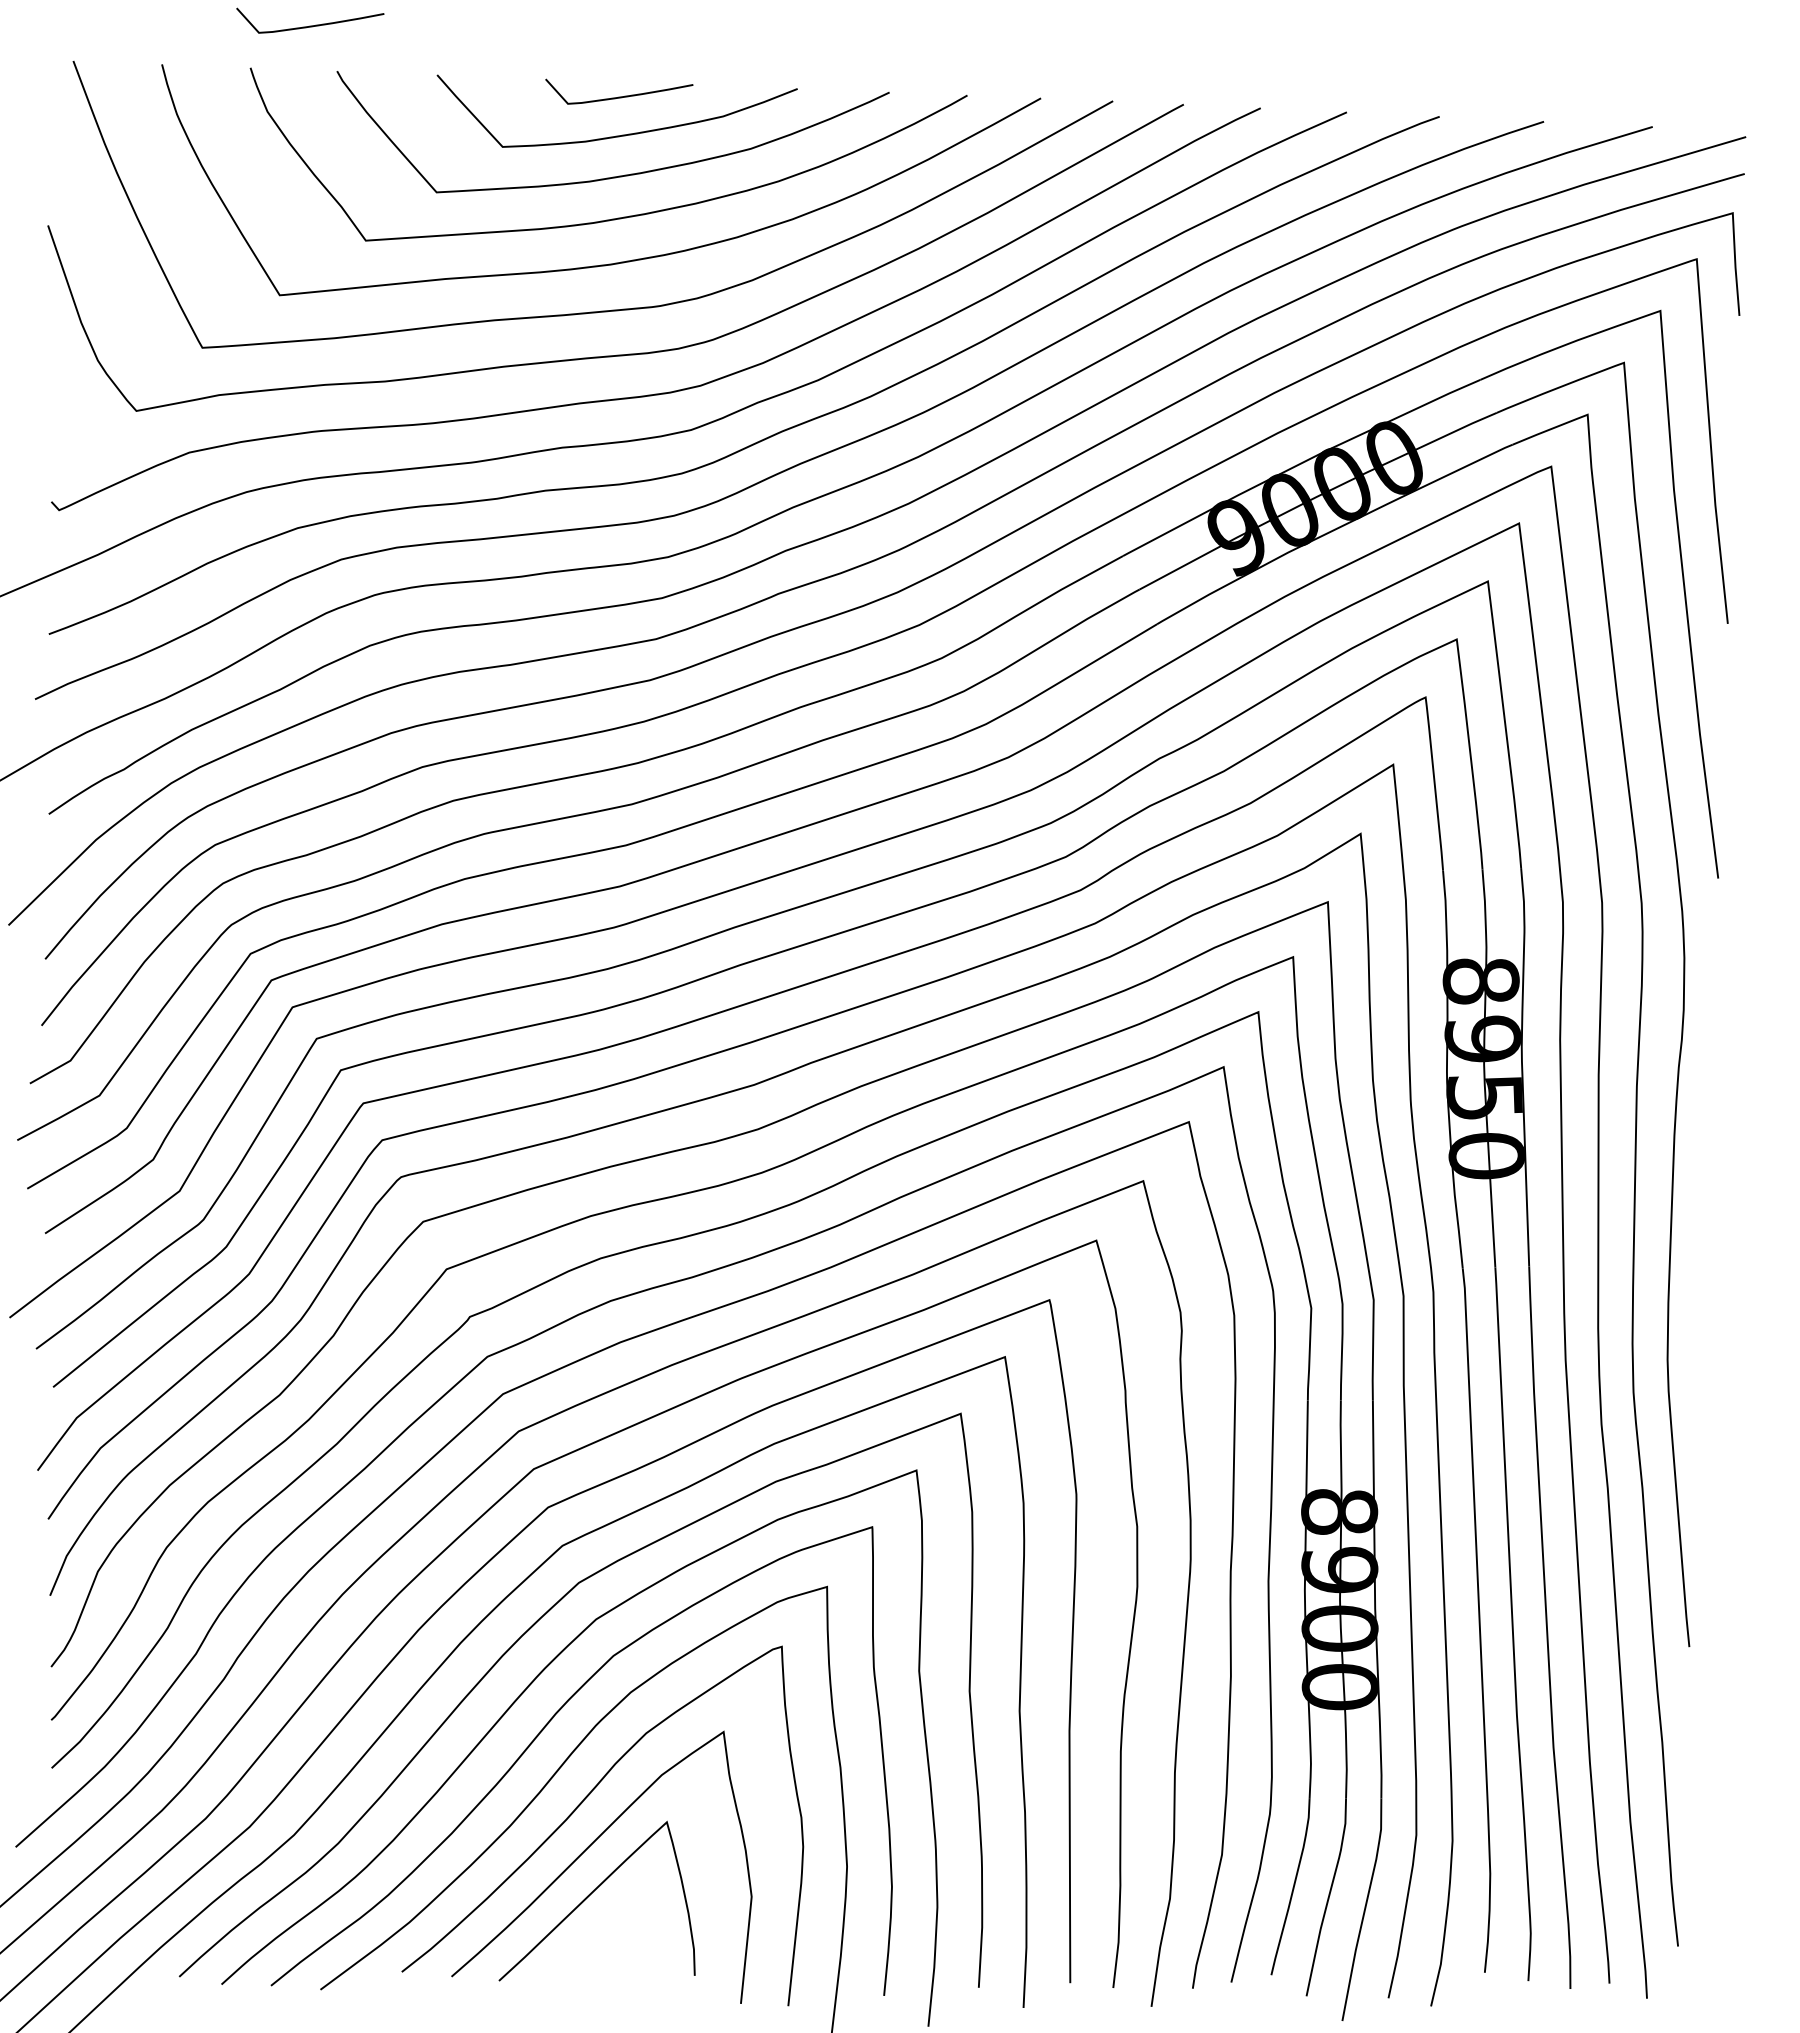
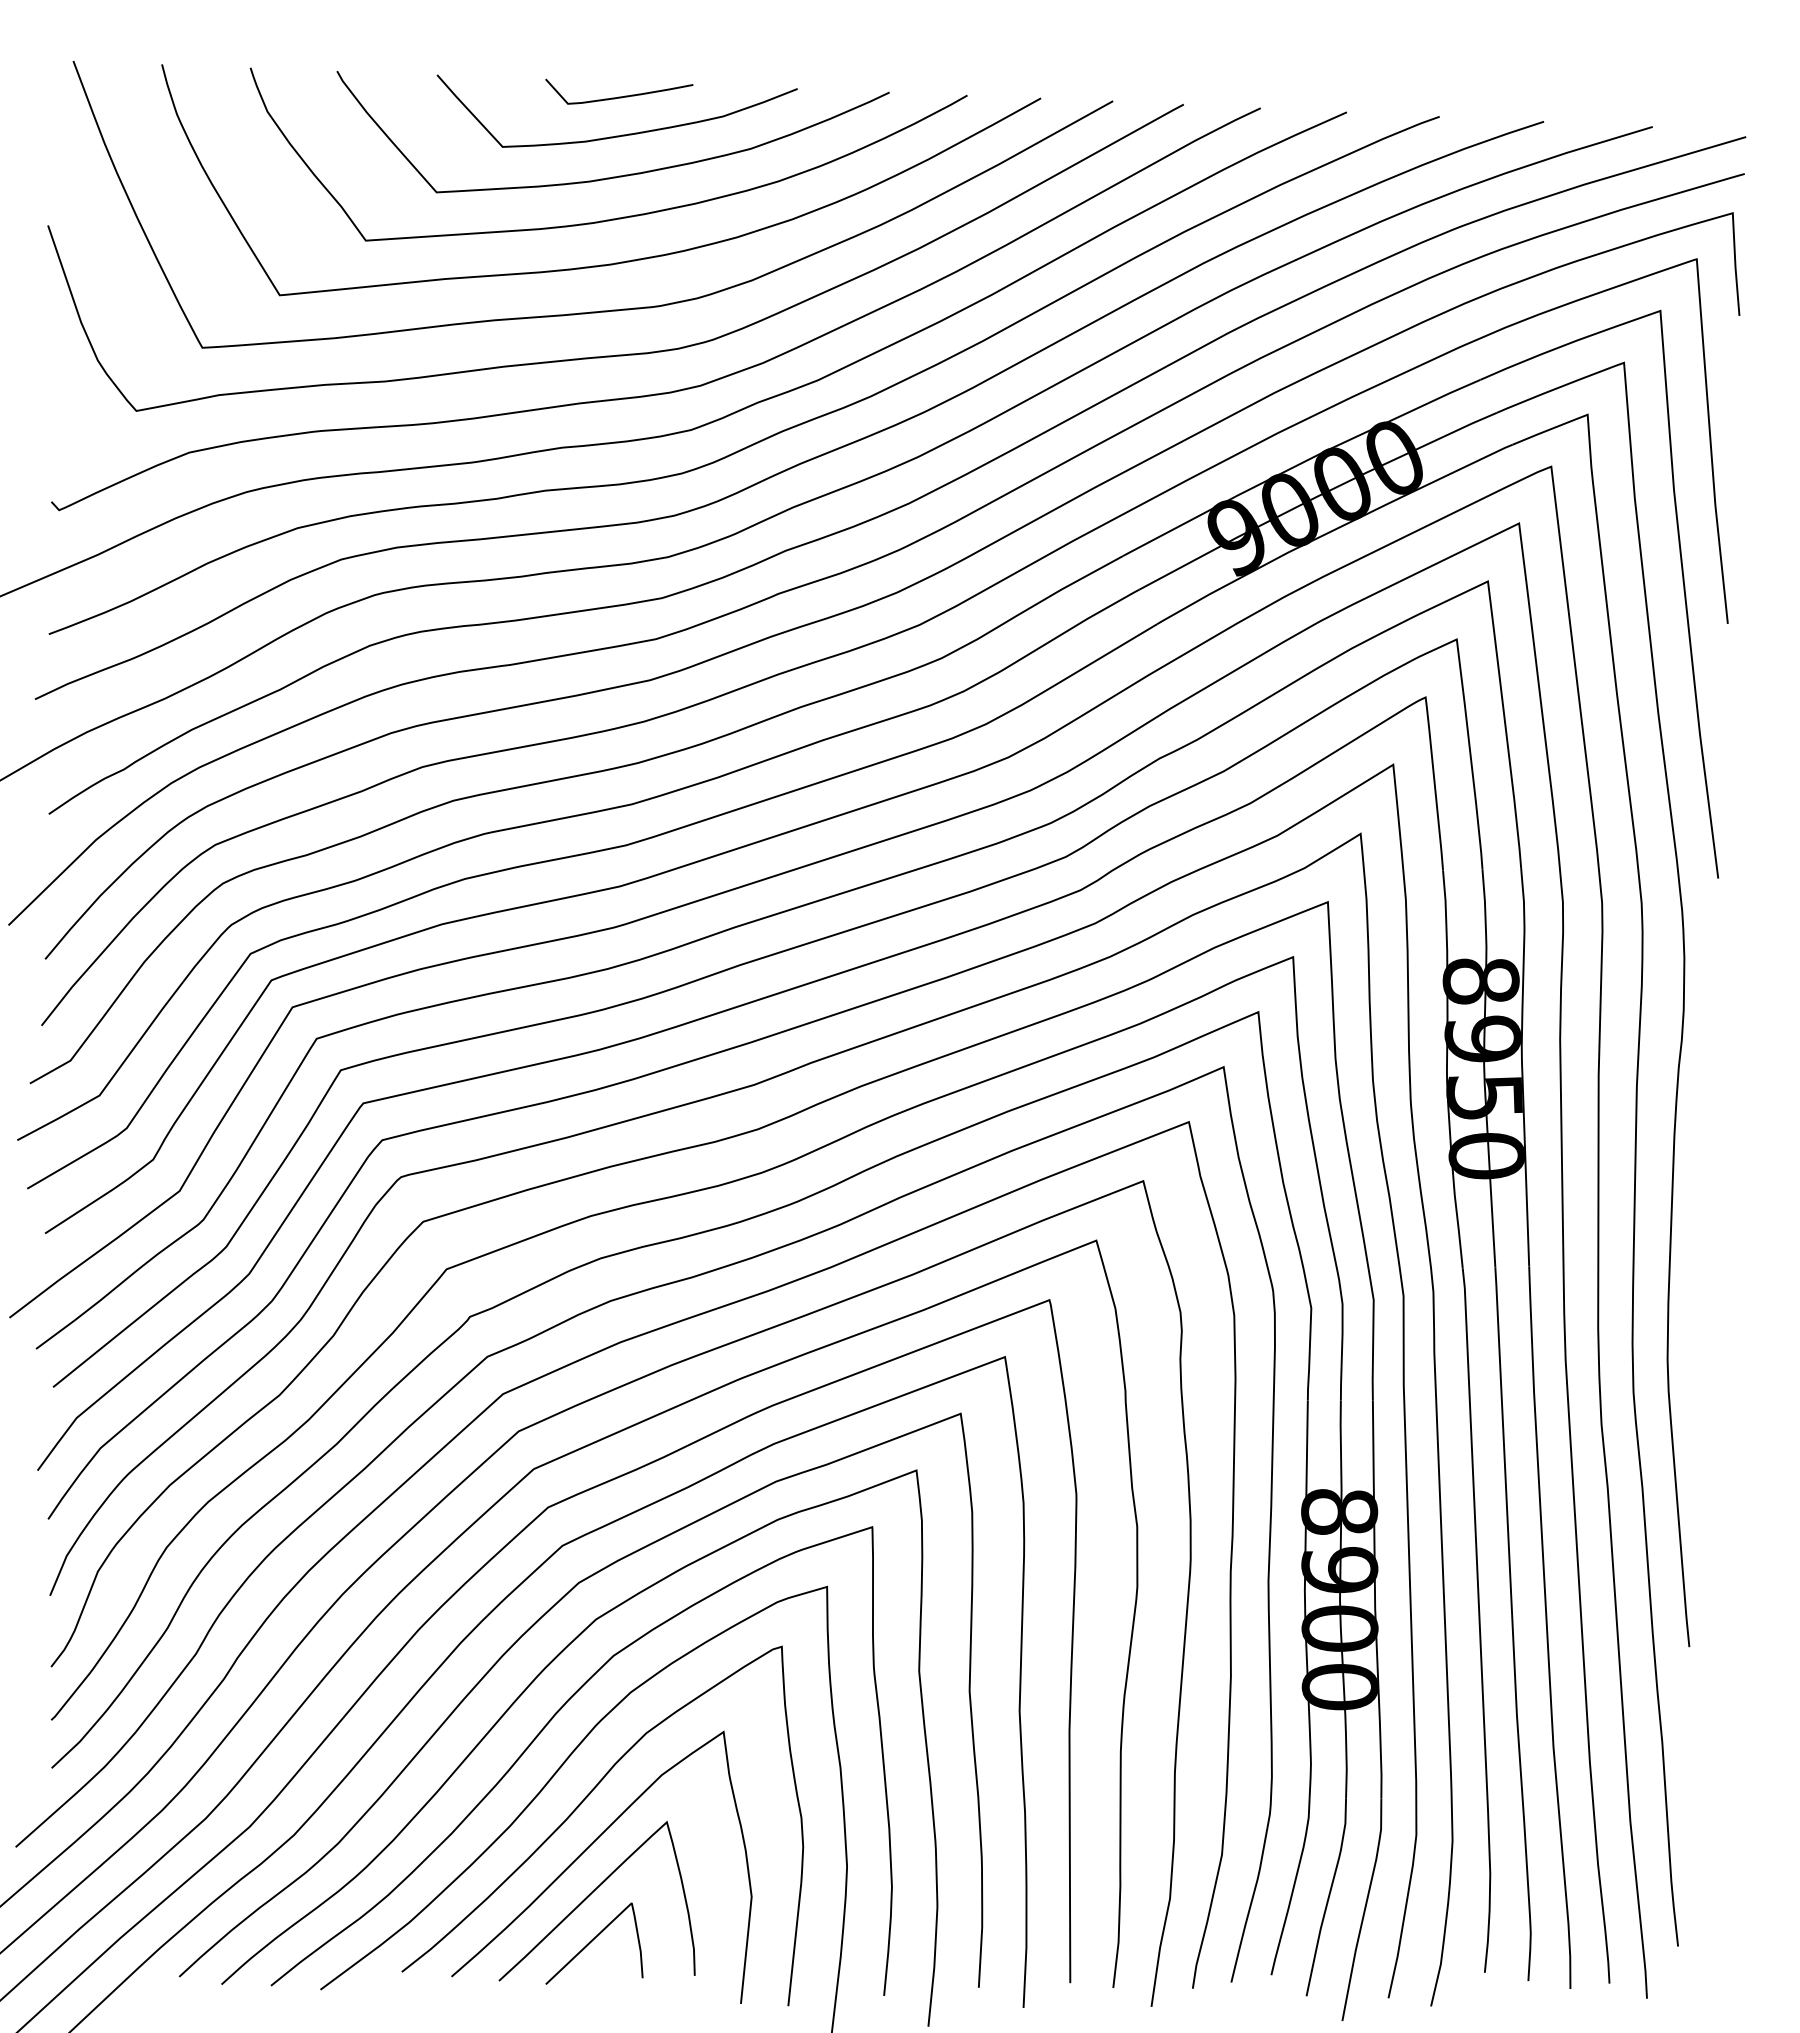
curve: present -> none (310, 25)
curve: none -> present (592, 1941)
